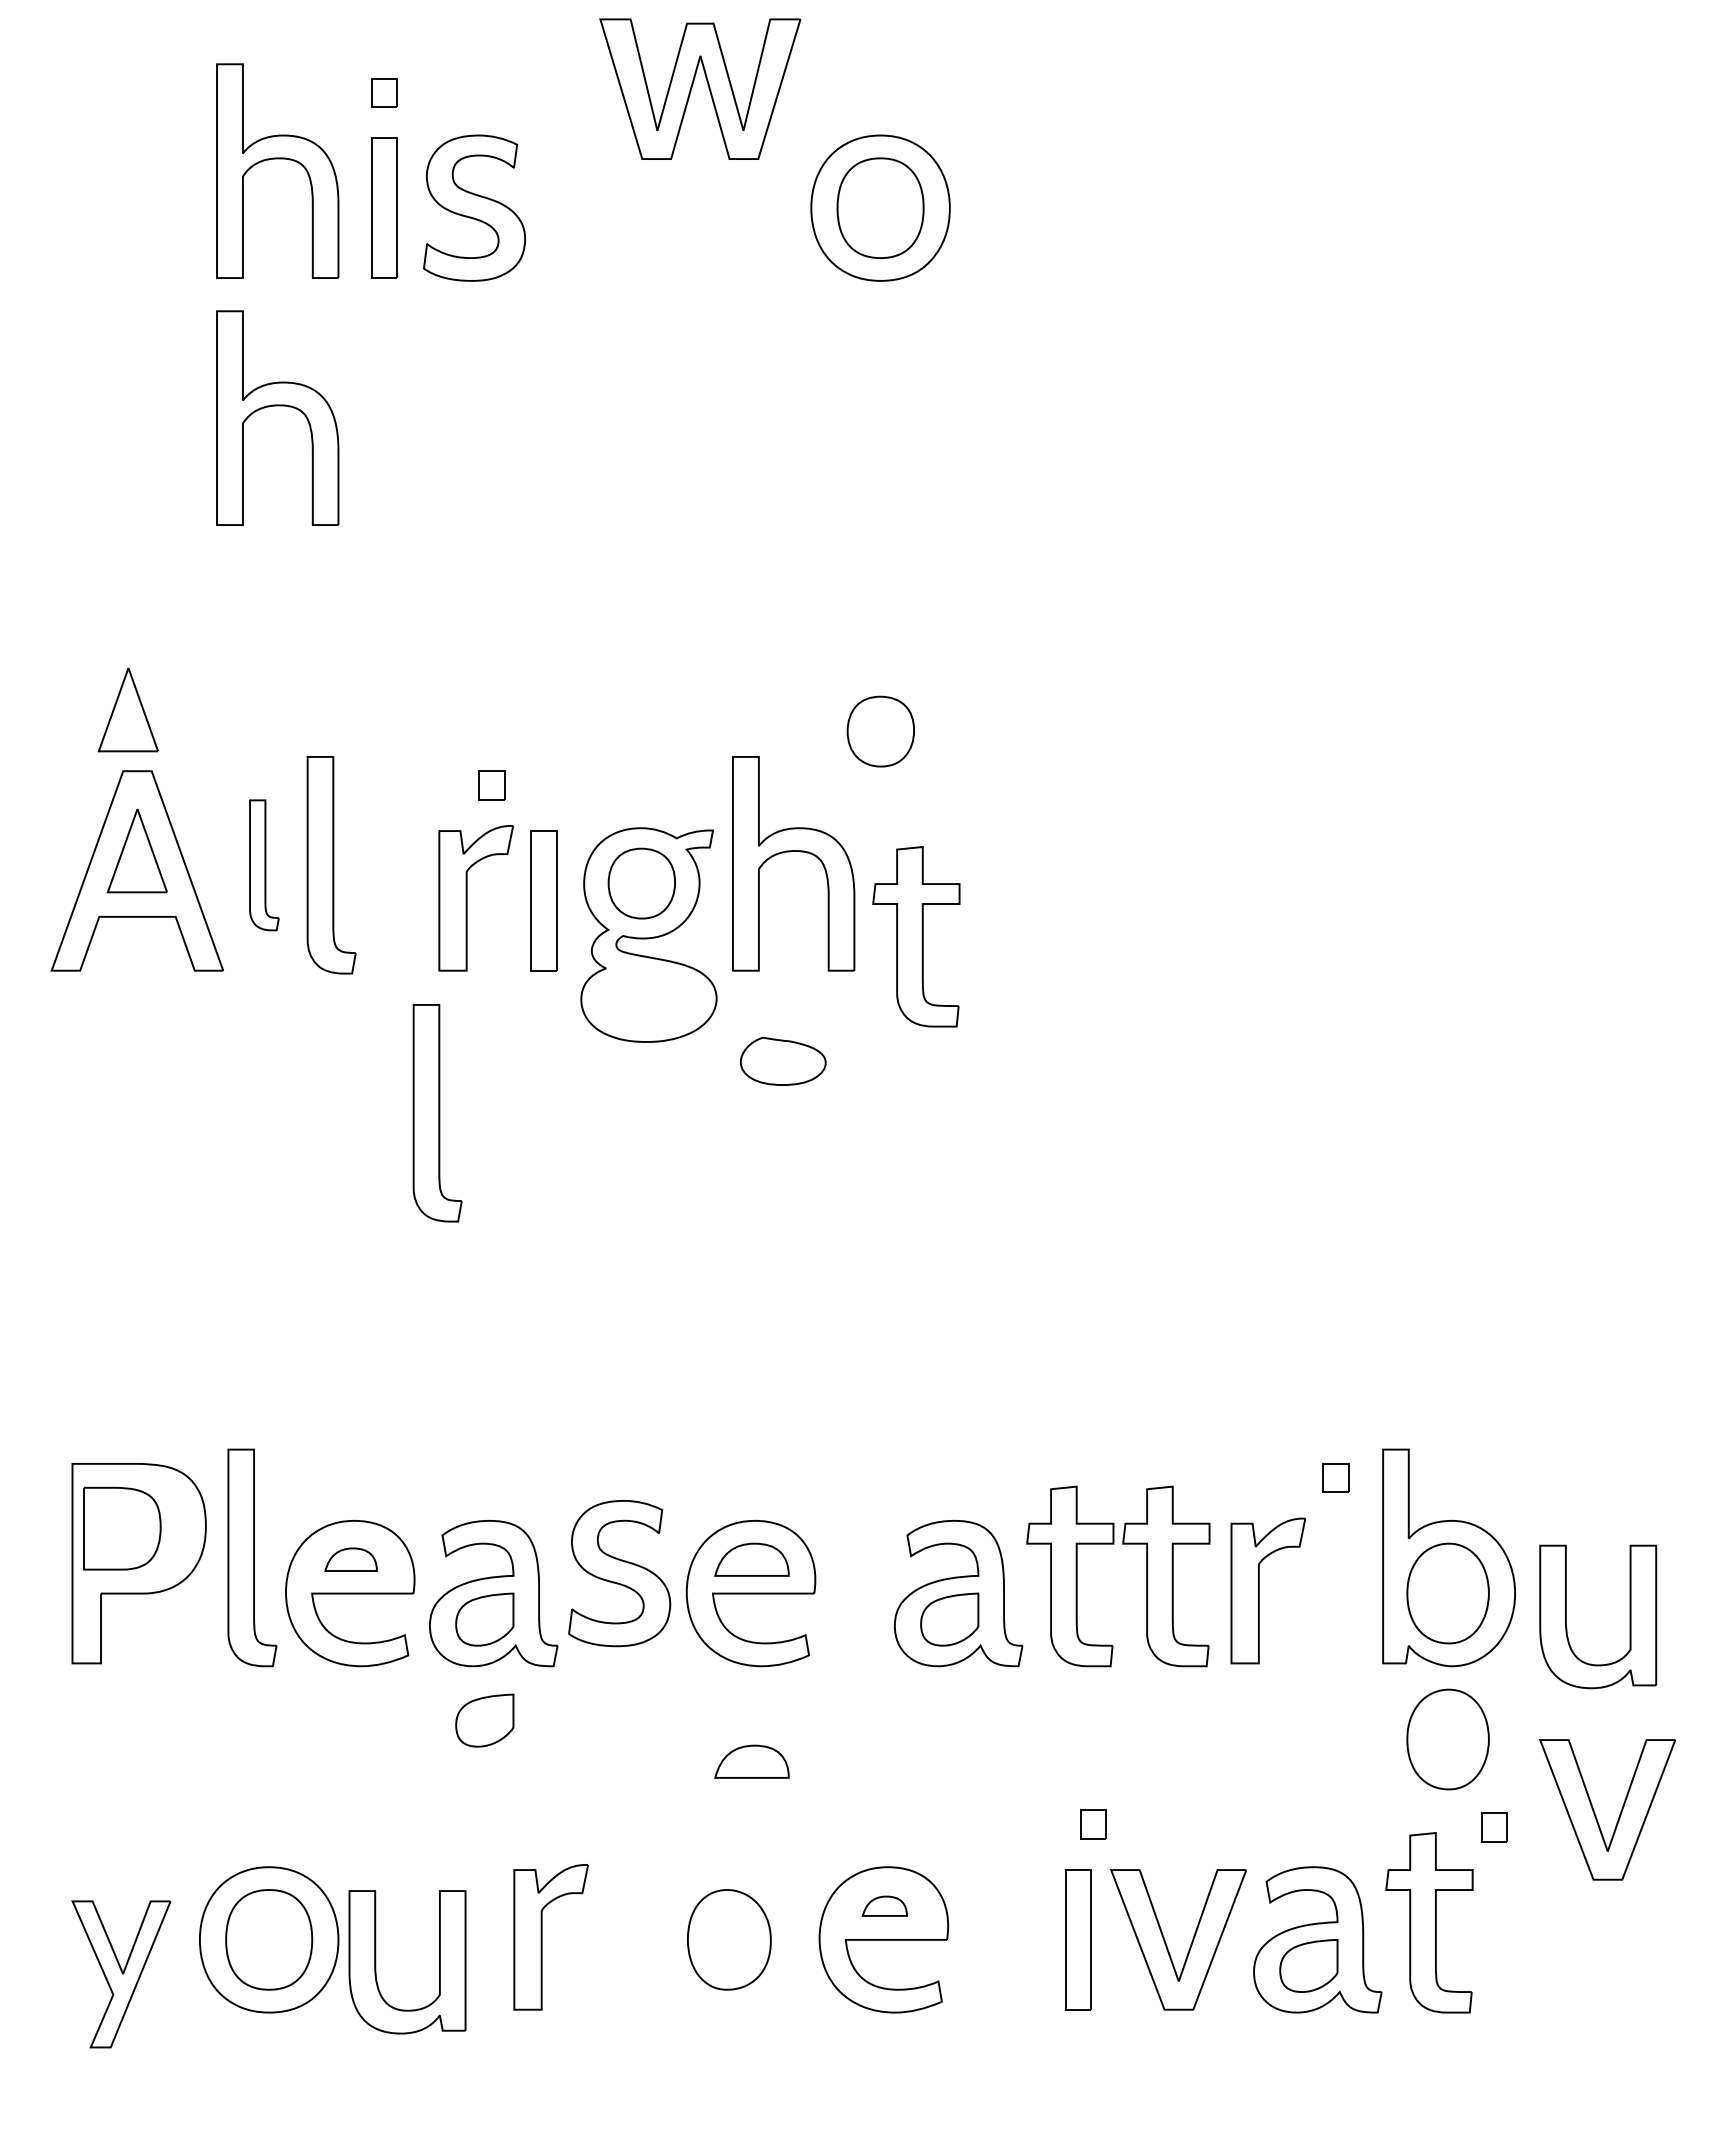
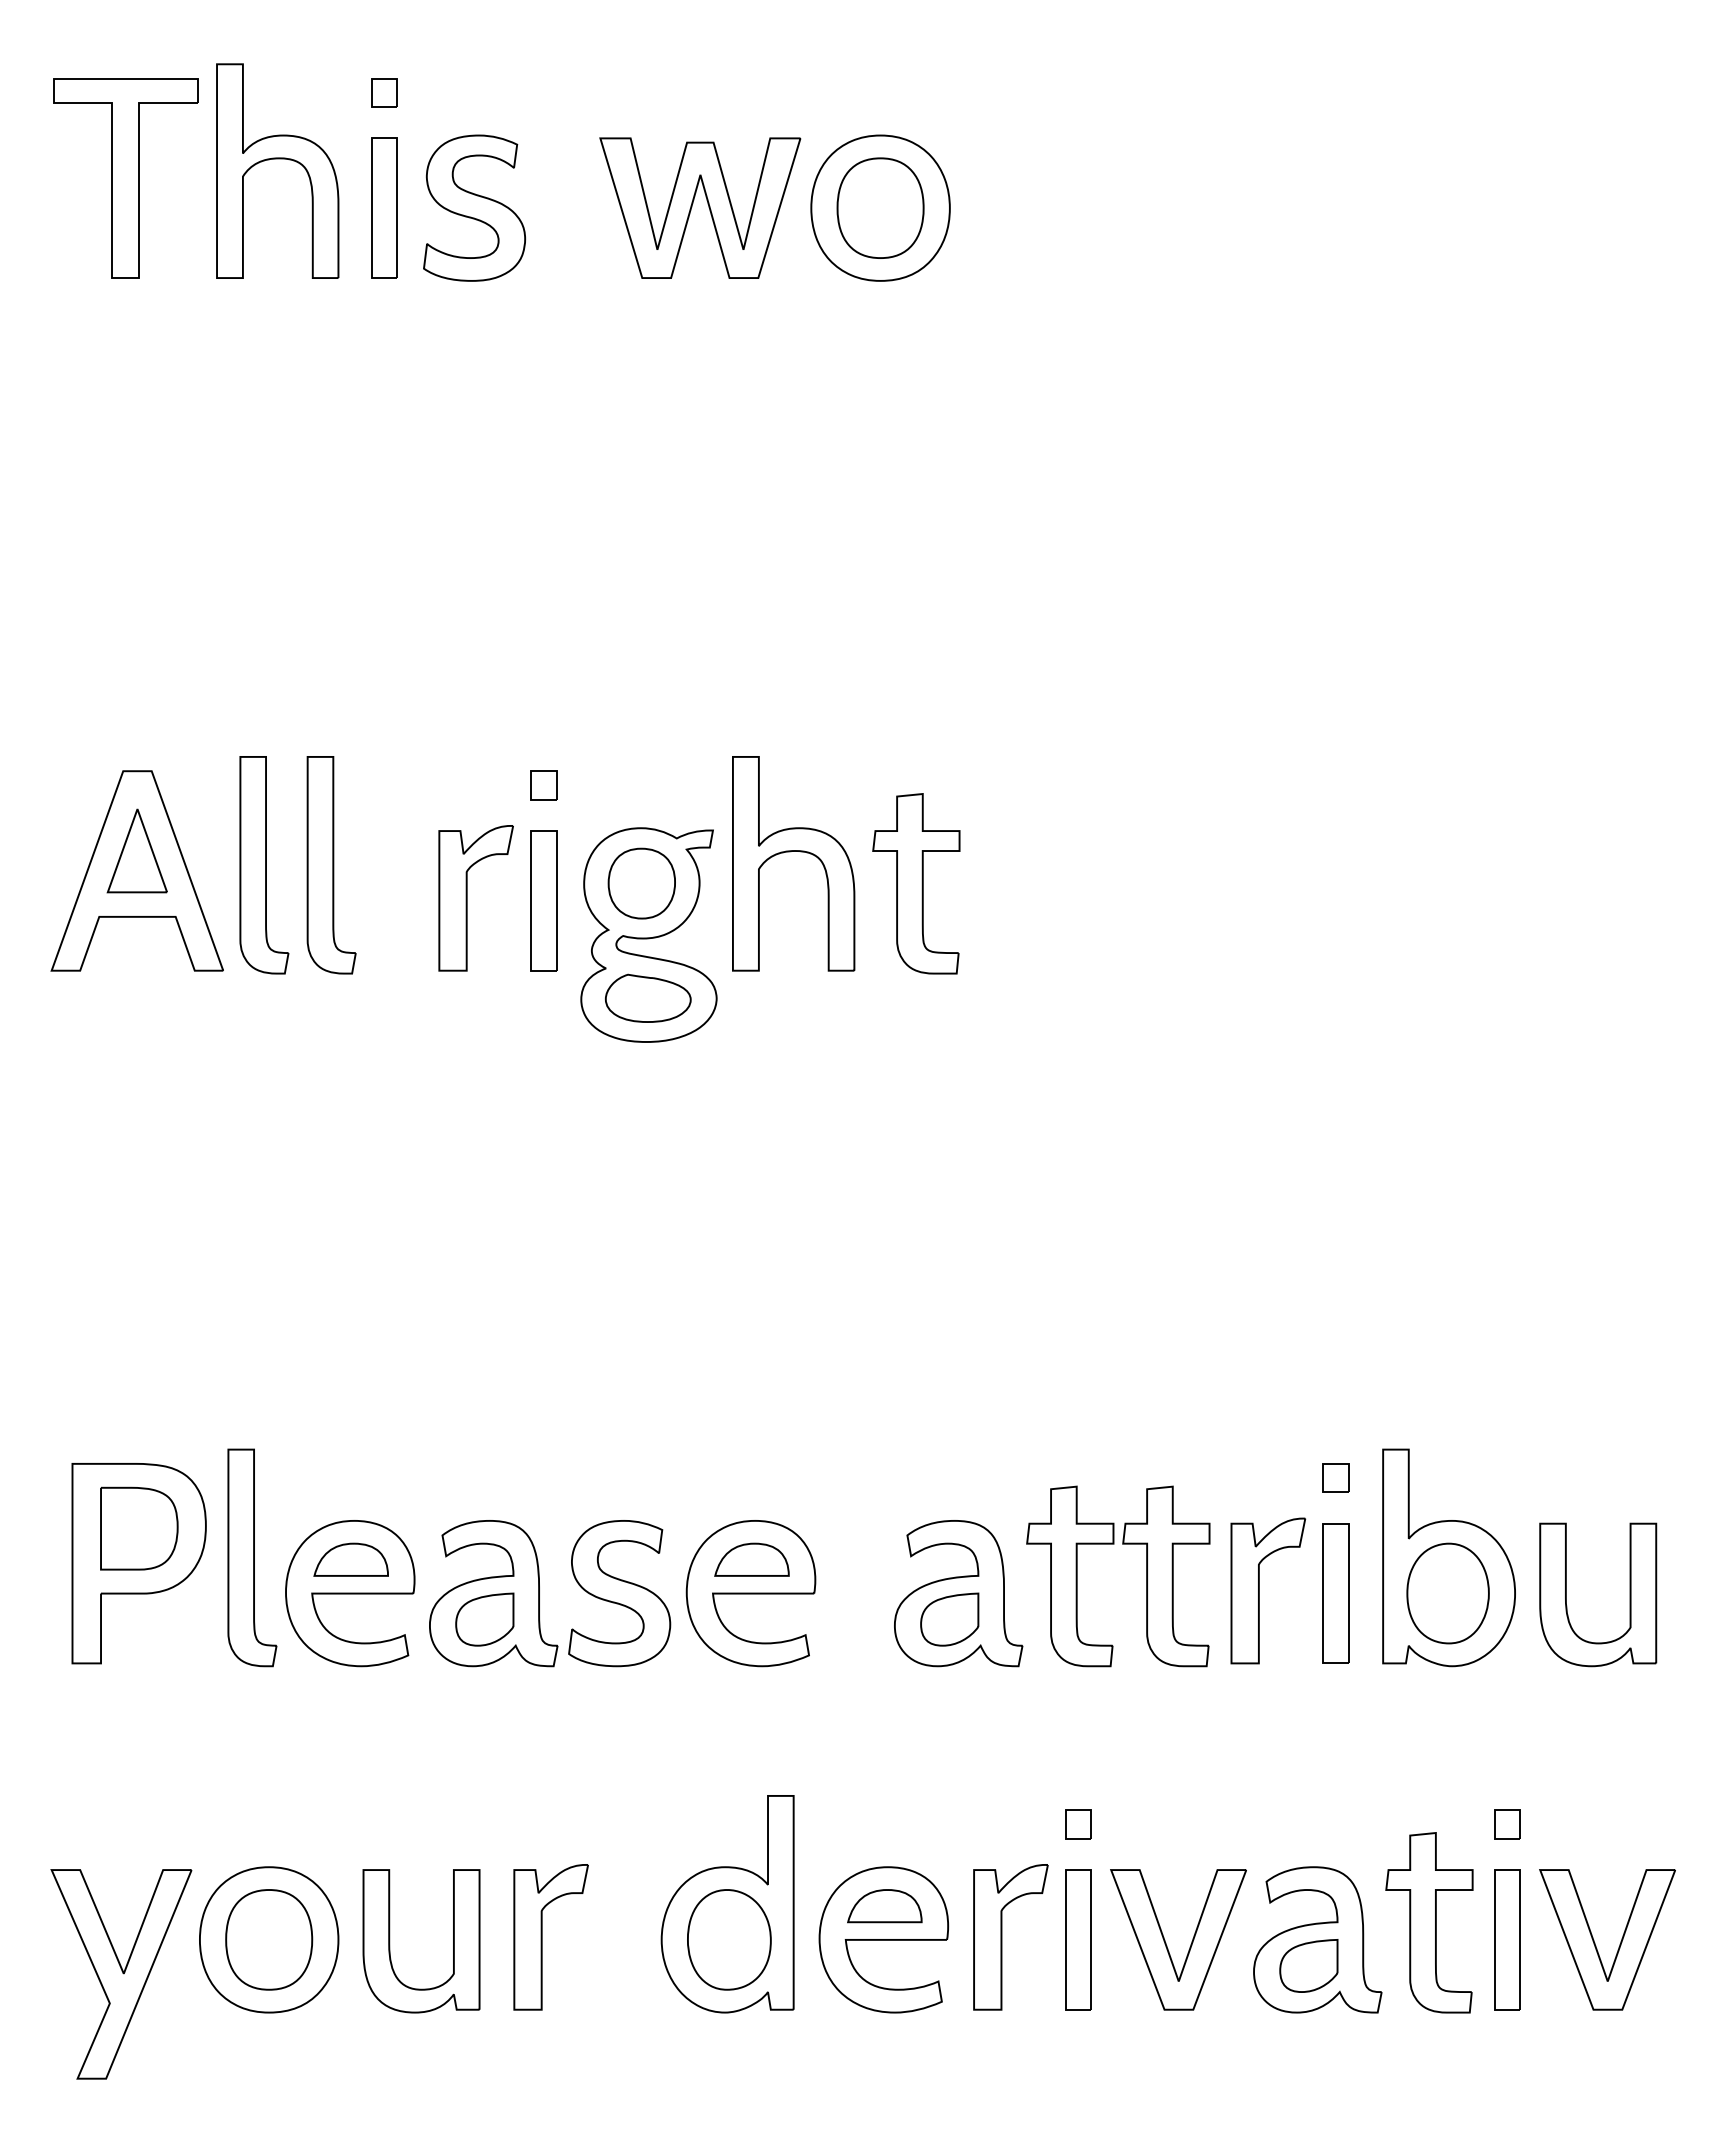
part position: (707, 85) -> (707, 204) (707, 204)
part: none -> present (125, 178)
part: present -> none (277, 406)
part: present -> none (127, 709)
part: present -> none (880, 731)
part position: (491, 785) -> (543, 785) (543, 785)
part size: 31x133 px -> 51x219 px (264, 865)
part position: (916, 936) -> (916, 883) (916, 883)
part position: (783, 1060) -> (648, 997) (648, 997)
part: present -> none (437, 1113)
part position: (122, 1528) -> (139, 1528) (139, 1528)
part size: 54x25 px -> 76x35 px (350, 1559)
part position: (619, 1573) -> (619, 1593) (619, 1593)
part: none -> present (1335, 1593)
part position: (1629, 1616) -> (1629, 1594) (1629, 1594)
part: present -> none (484, 1720)
part: present -> none (1447, 1739)
part: present -> none (751, 1761)
part position: (1596, 1815) -> (1596, 1945) (1596, 1945)
part position: (1093, 1824) -> (1078, 1824) (1078, 1824)
part position: (1494, 1827) -> (1507, 1824) (1507, 1824)
part: none -> present (727, 1904)
part size: 47x22 px -> 76x35 px (884, 1906)
part: none -> present (1002, 1937)
part: none -> present (1507, 1939)
part position: (376, 1962) -> (390, 1941) (390, 1941)
part size: 101x149 px -> 143x211 px (121, 1974)
